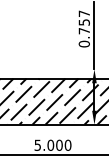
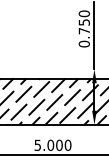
text: 0.757 -> 0.750 (83, 13)
